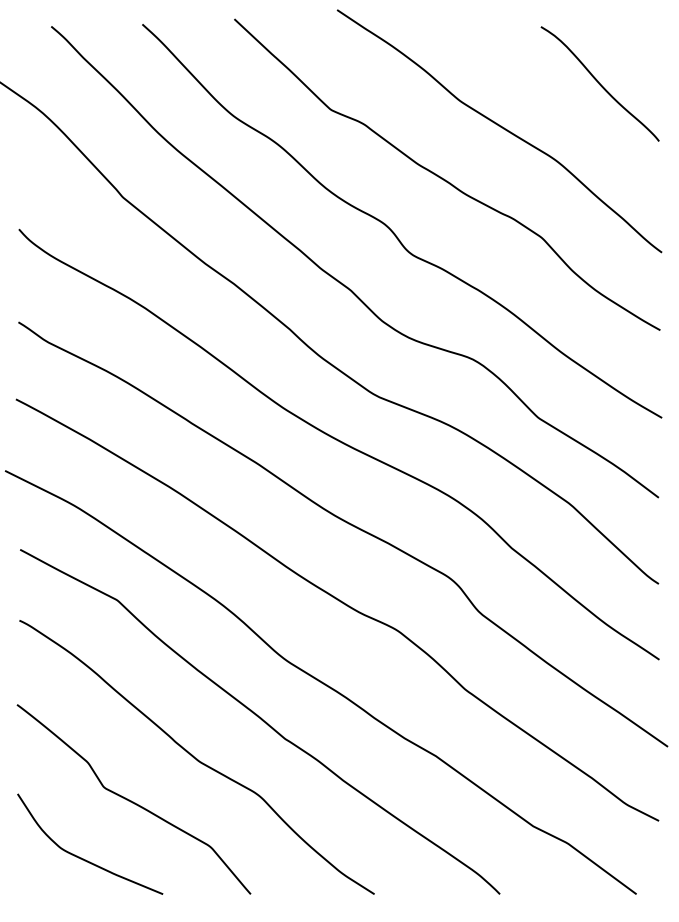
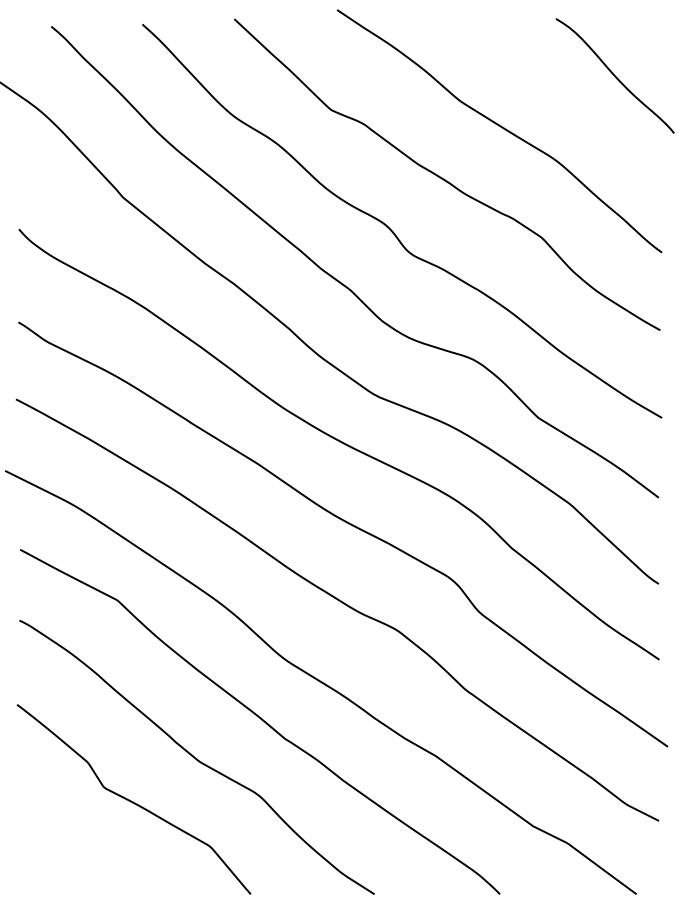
curve position: (599, 83) -> (614, 75) (614, 75)
curve: present -> none (83, 858)
